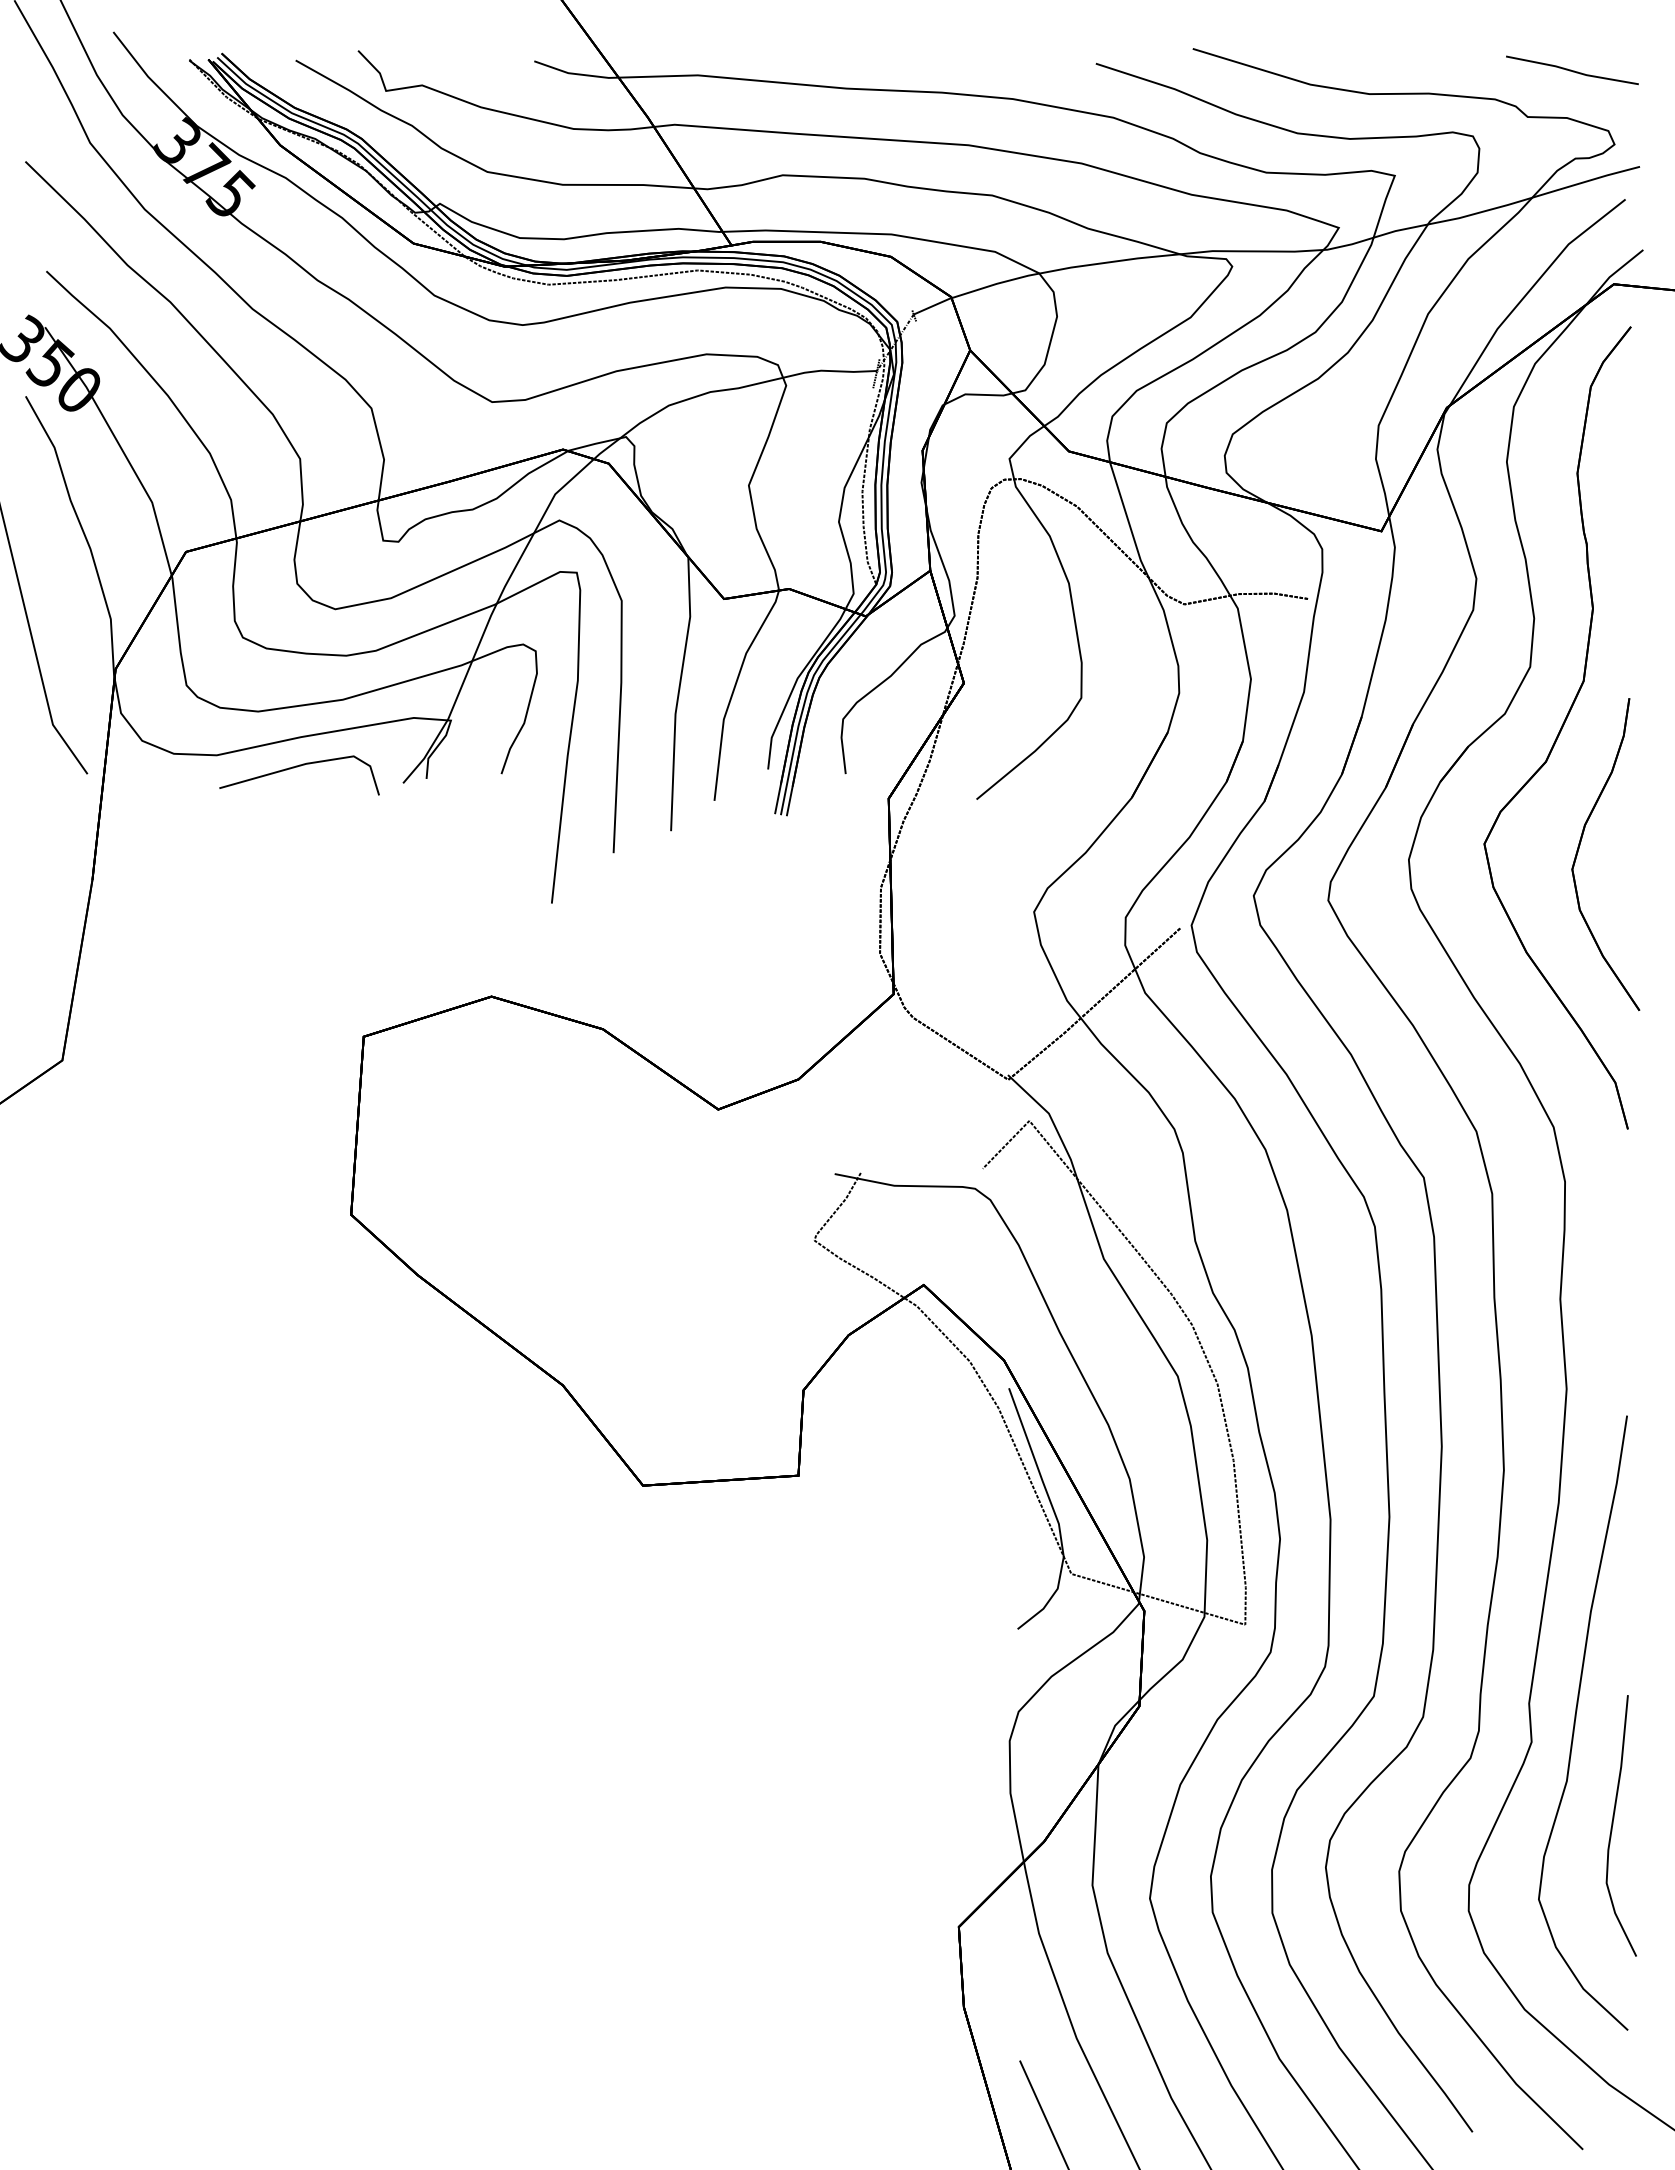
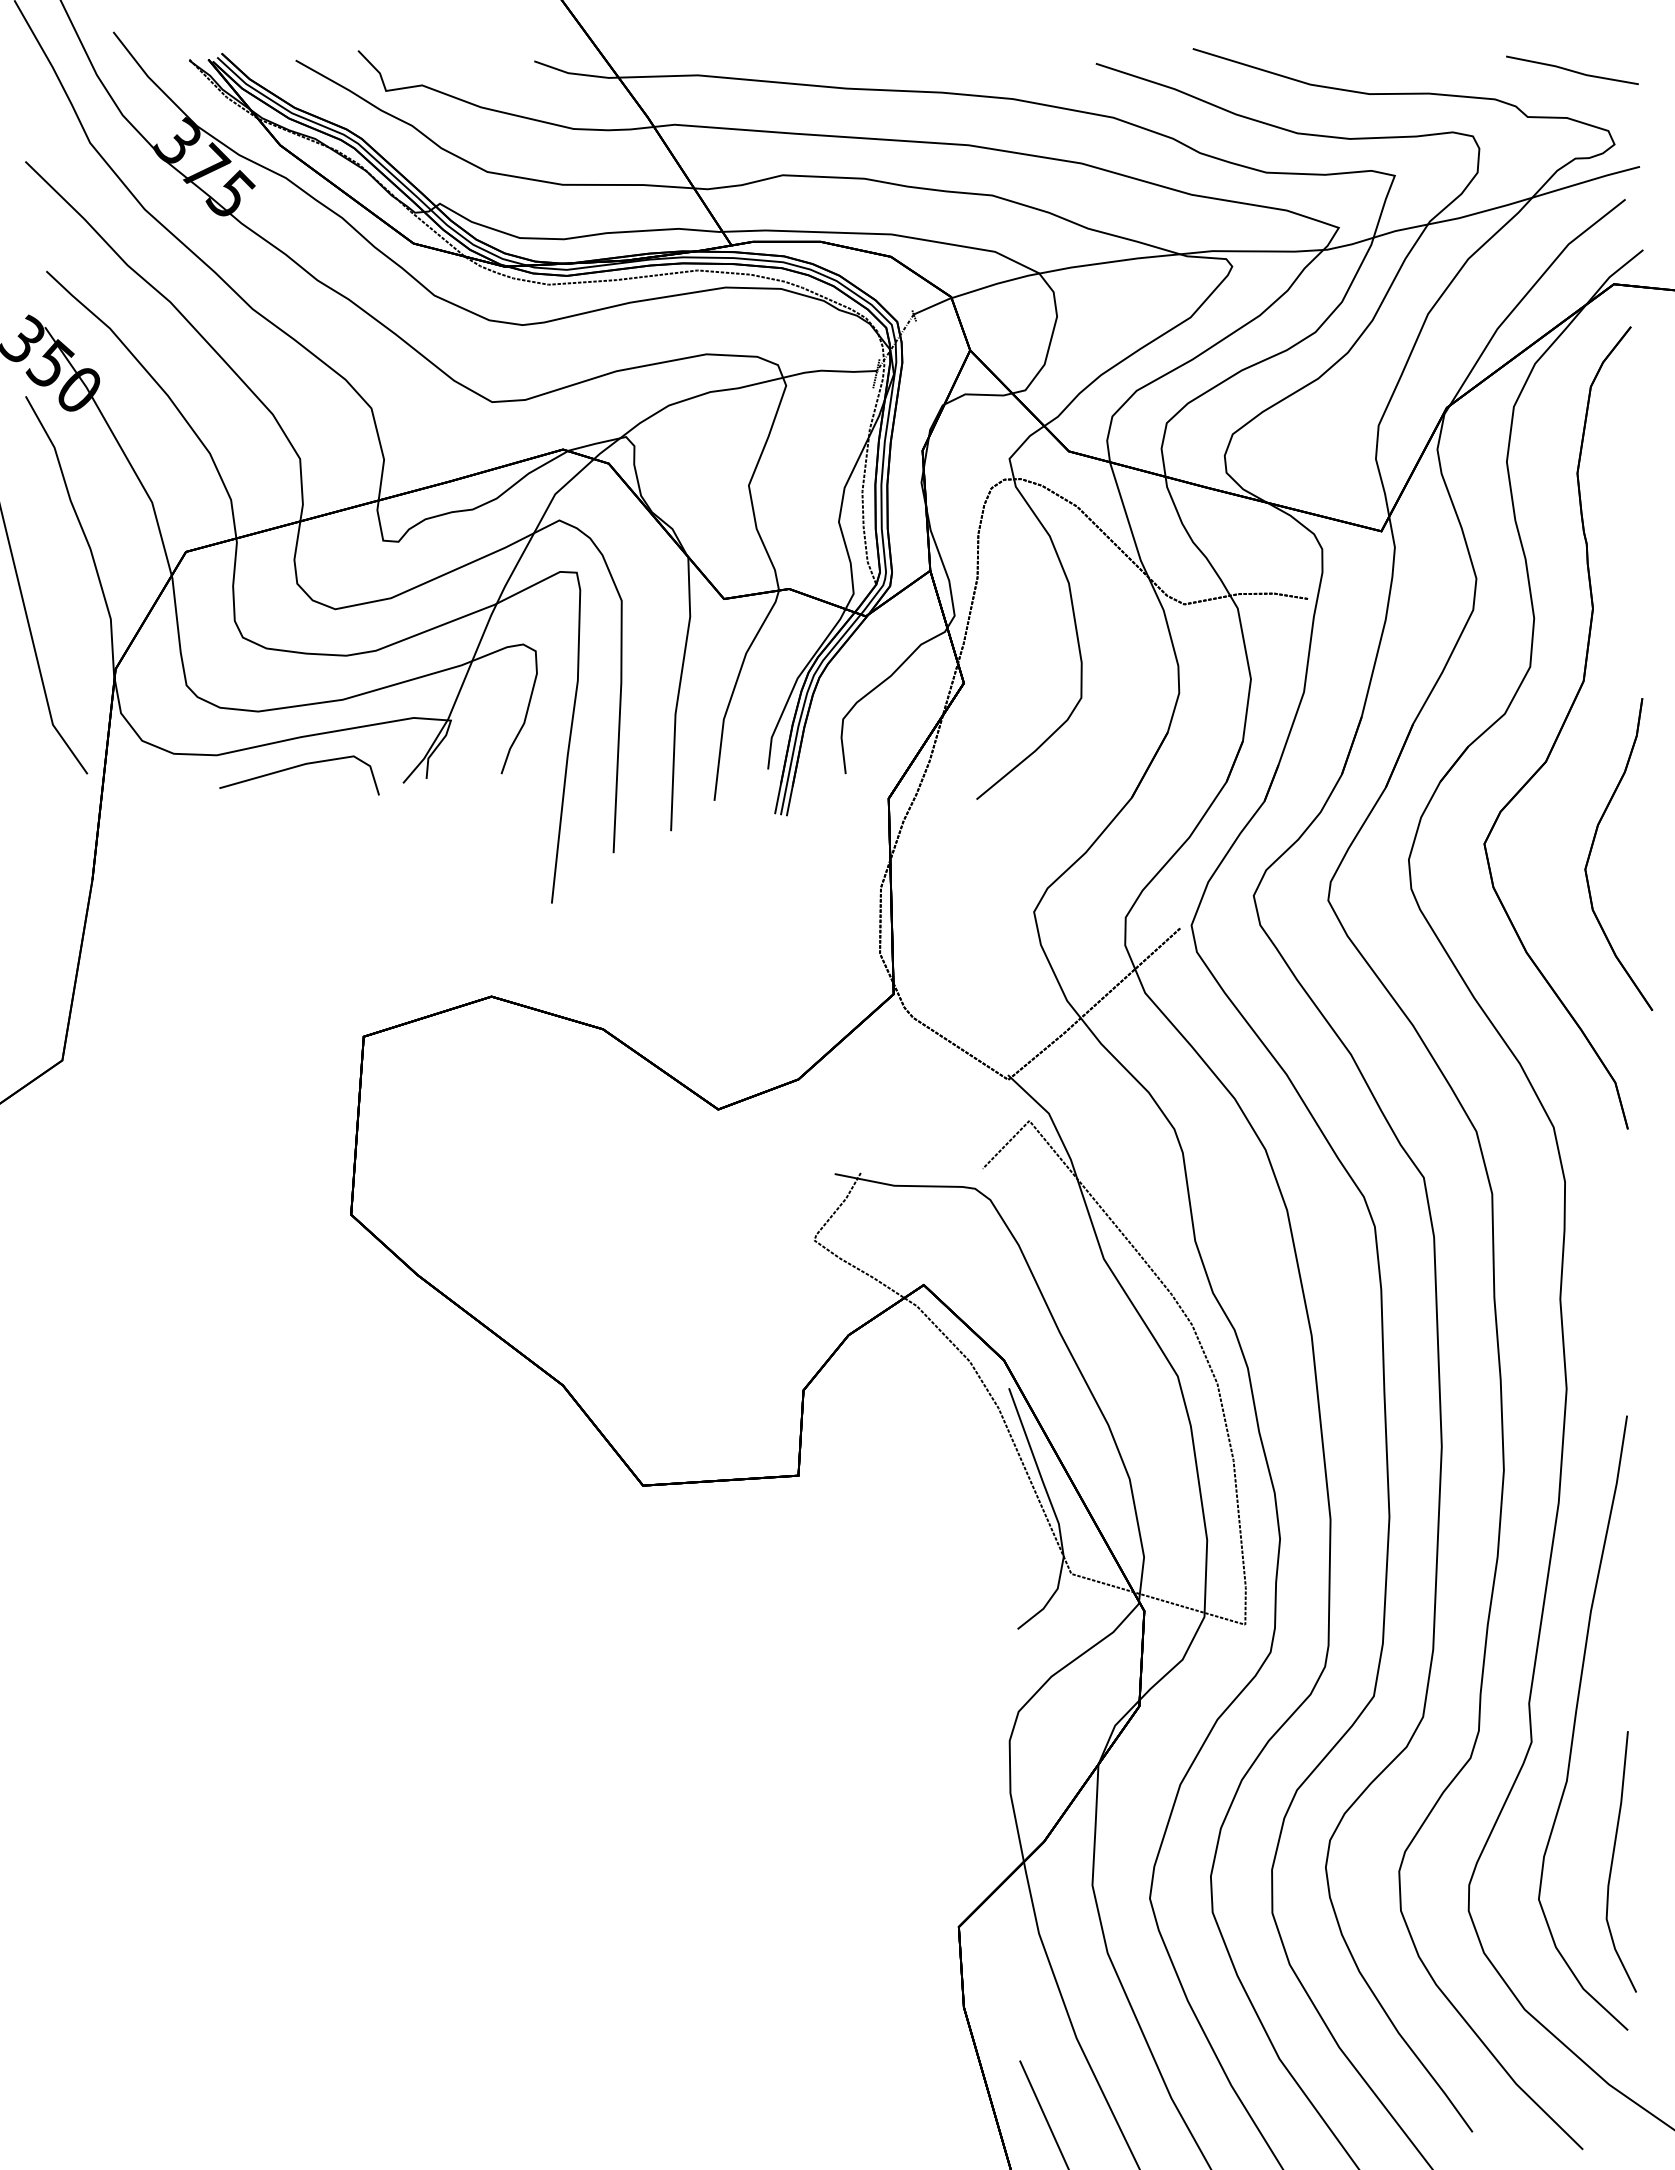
part position: (1579, 849) -> (1592, 849) (1592, 849)
curve position: (1613, 1825) -> (1613, 1861) (1613, 1861)
